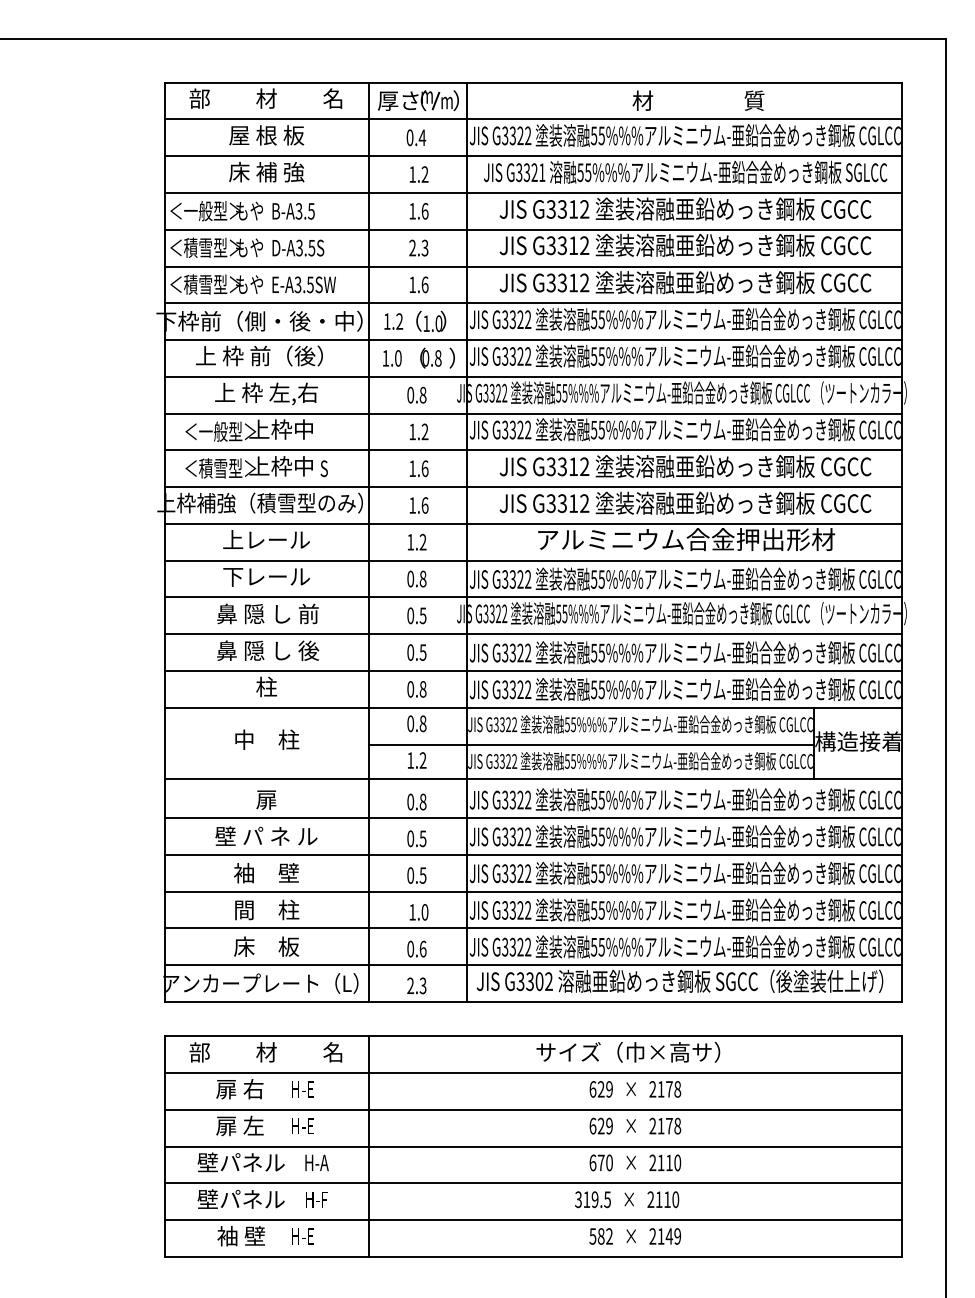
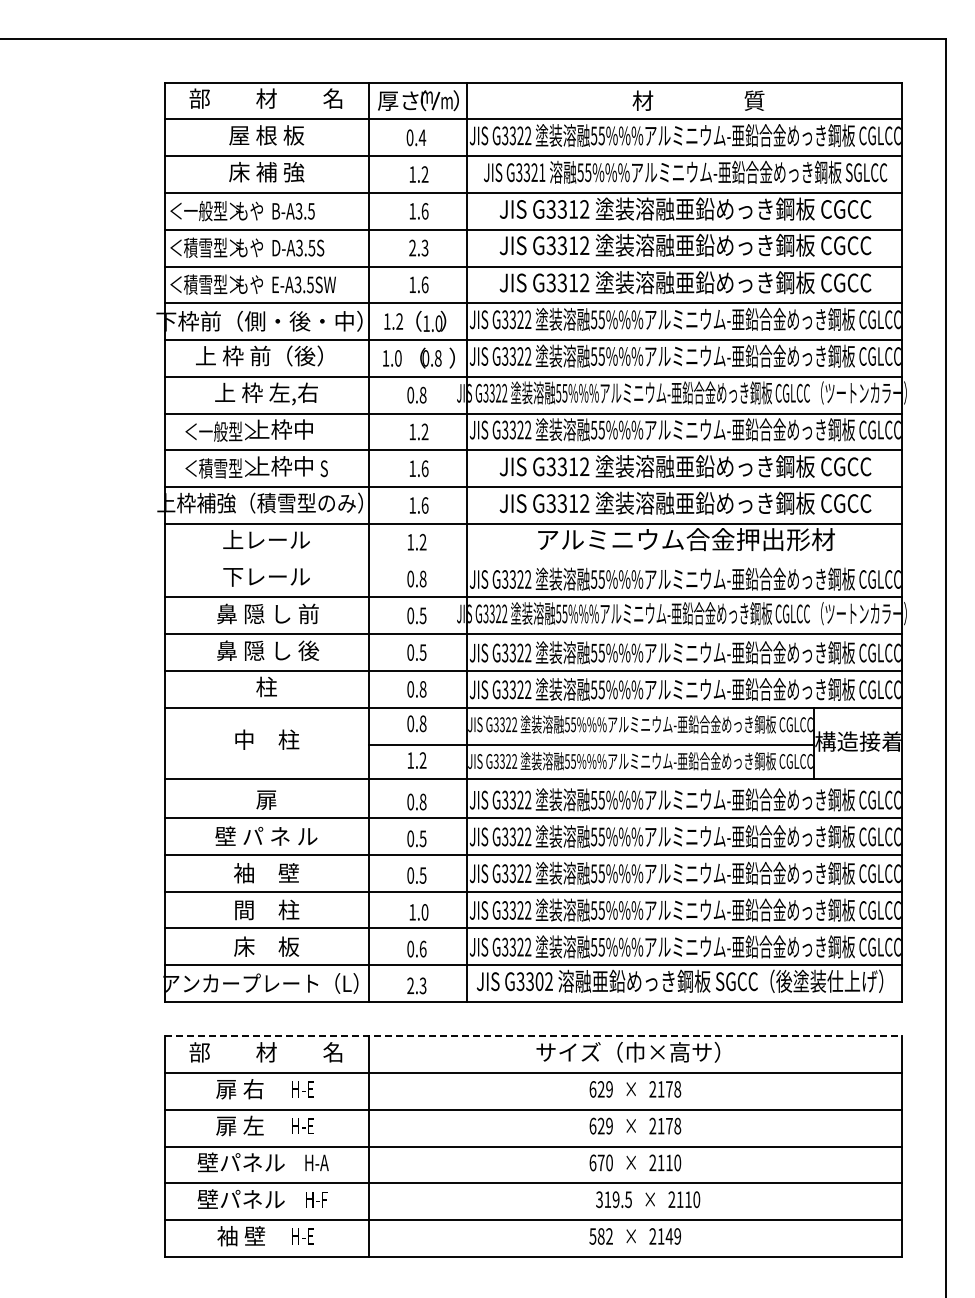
line: present -> none (532, 560)
line: solid -> dashed (533, 1036)
text position: (627, 1199) -> (648, 1199) (648, 1199)
